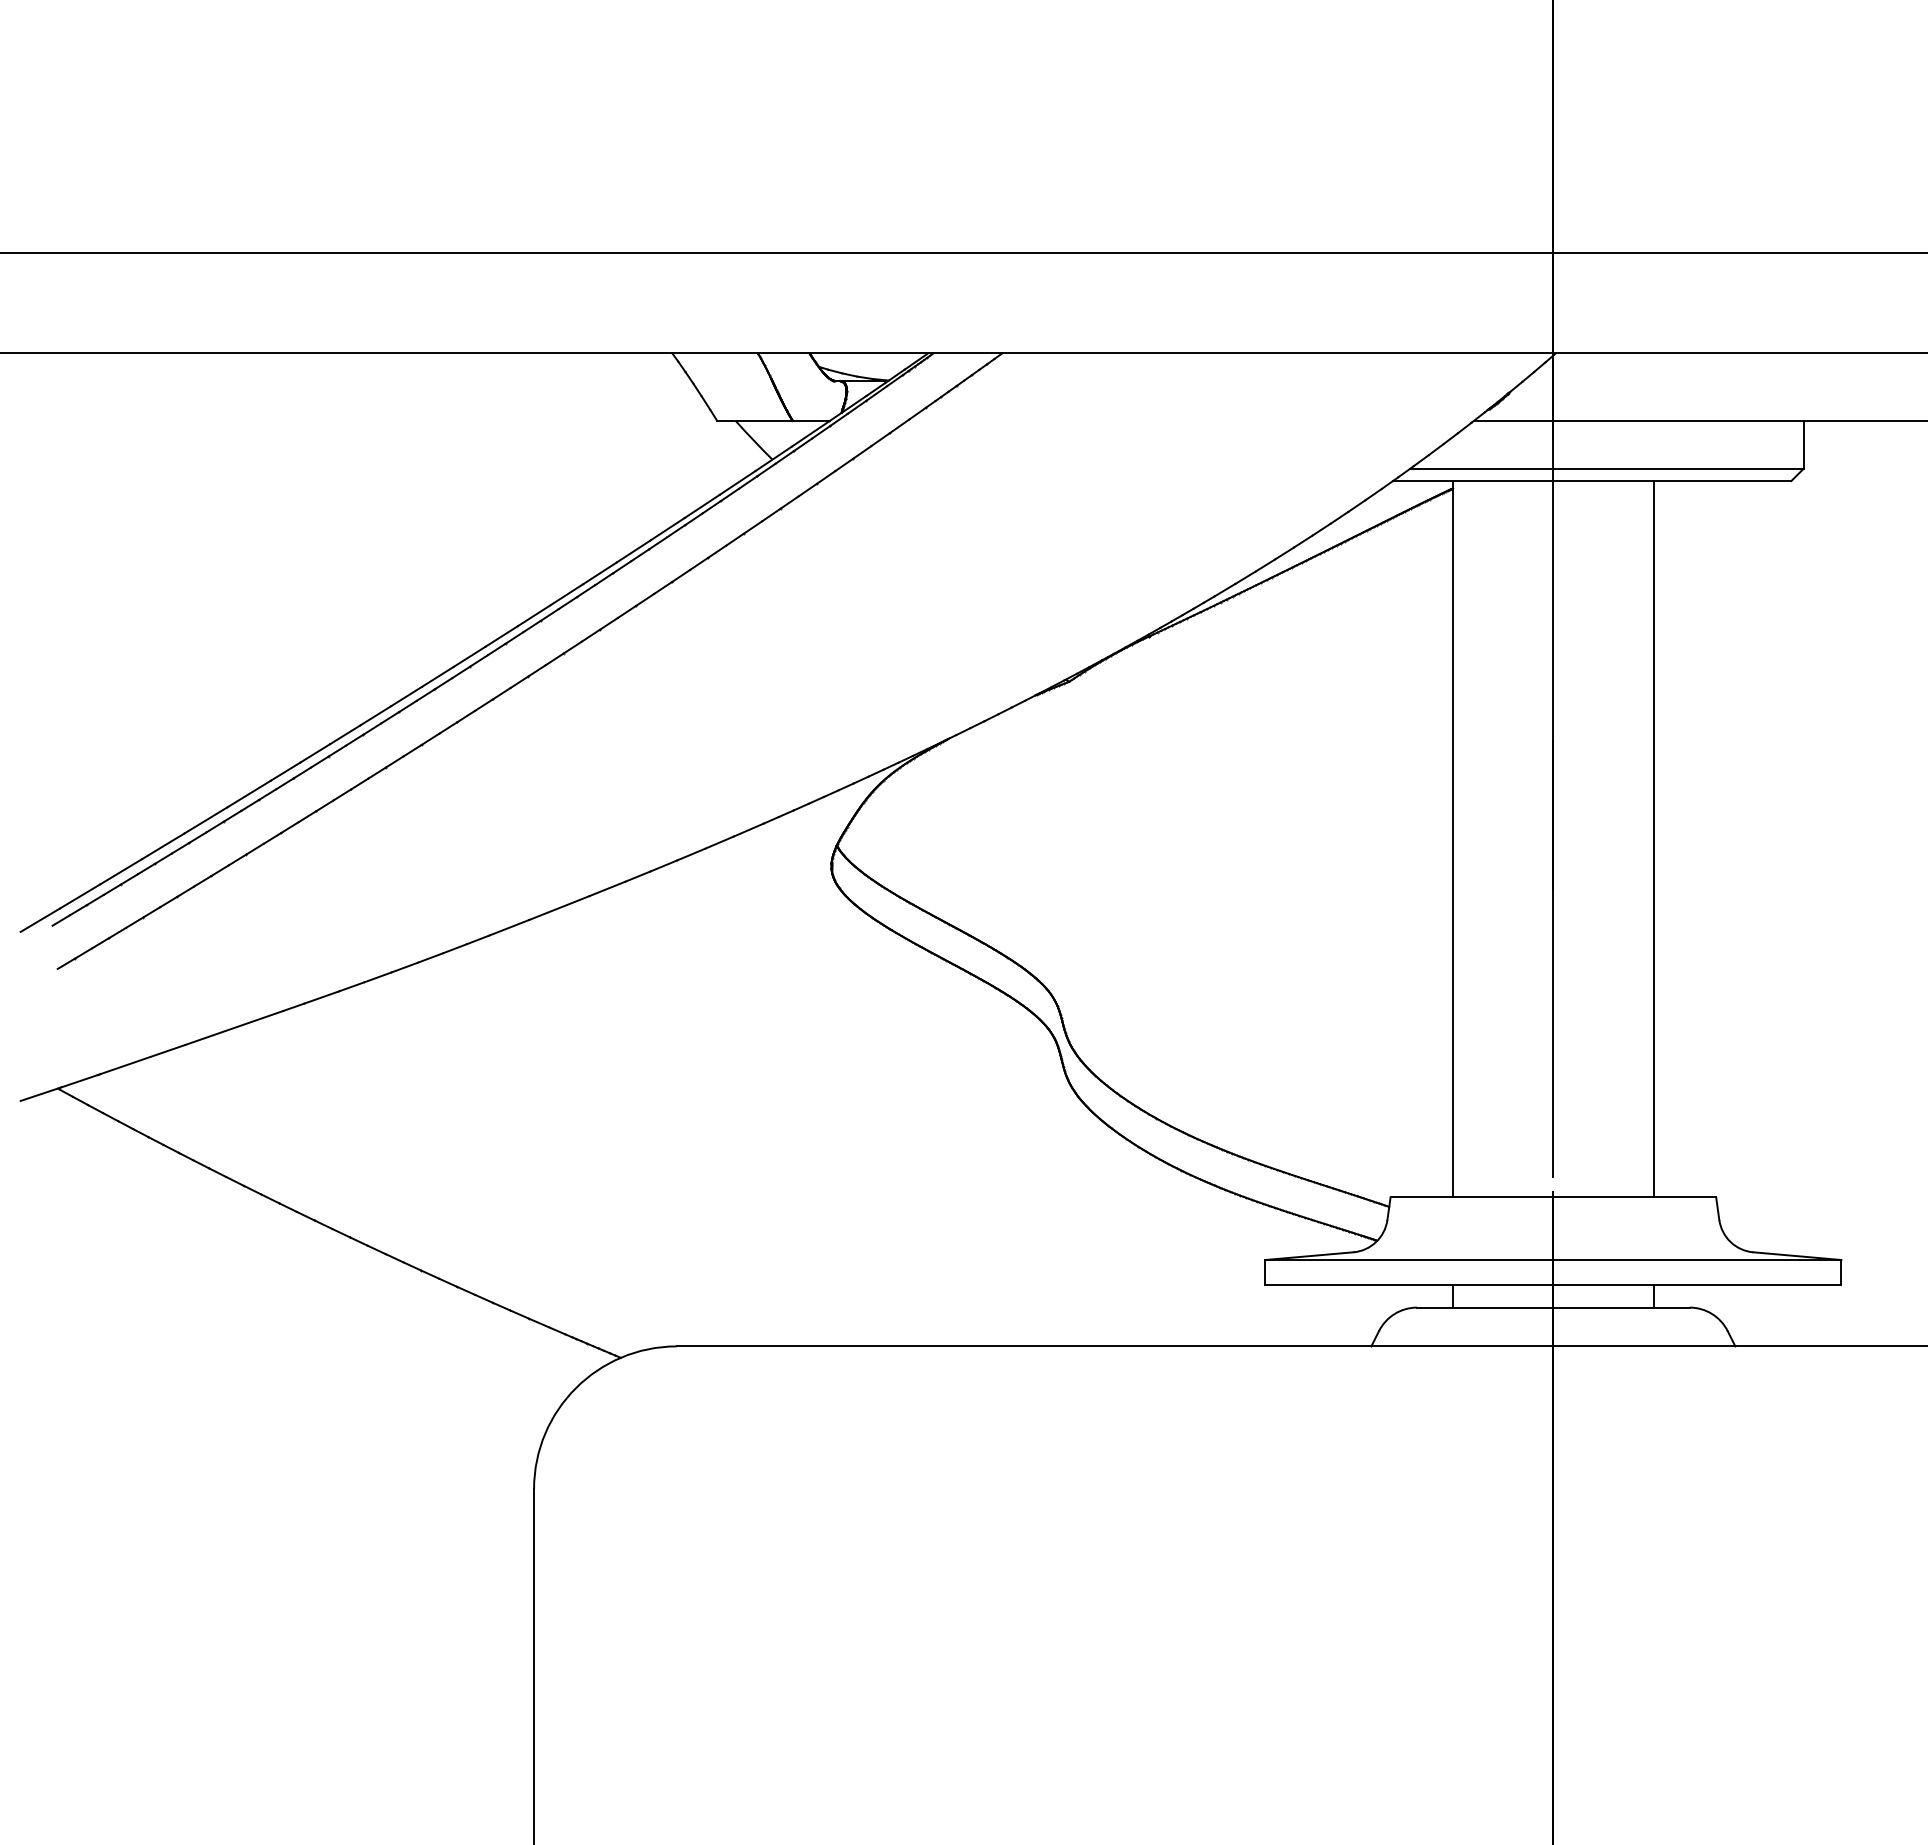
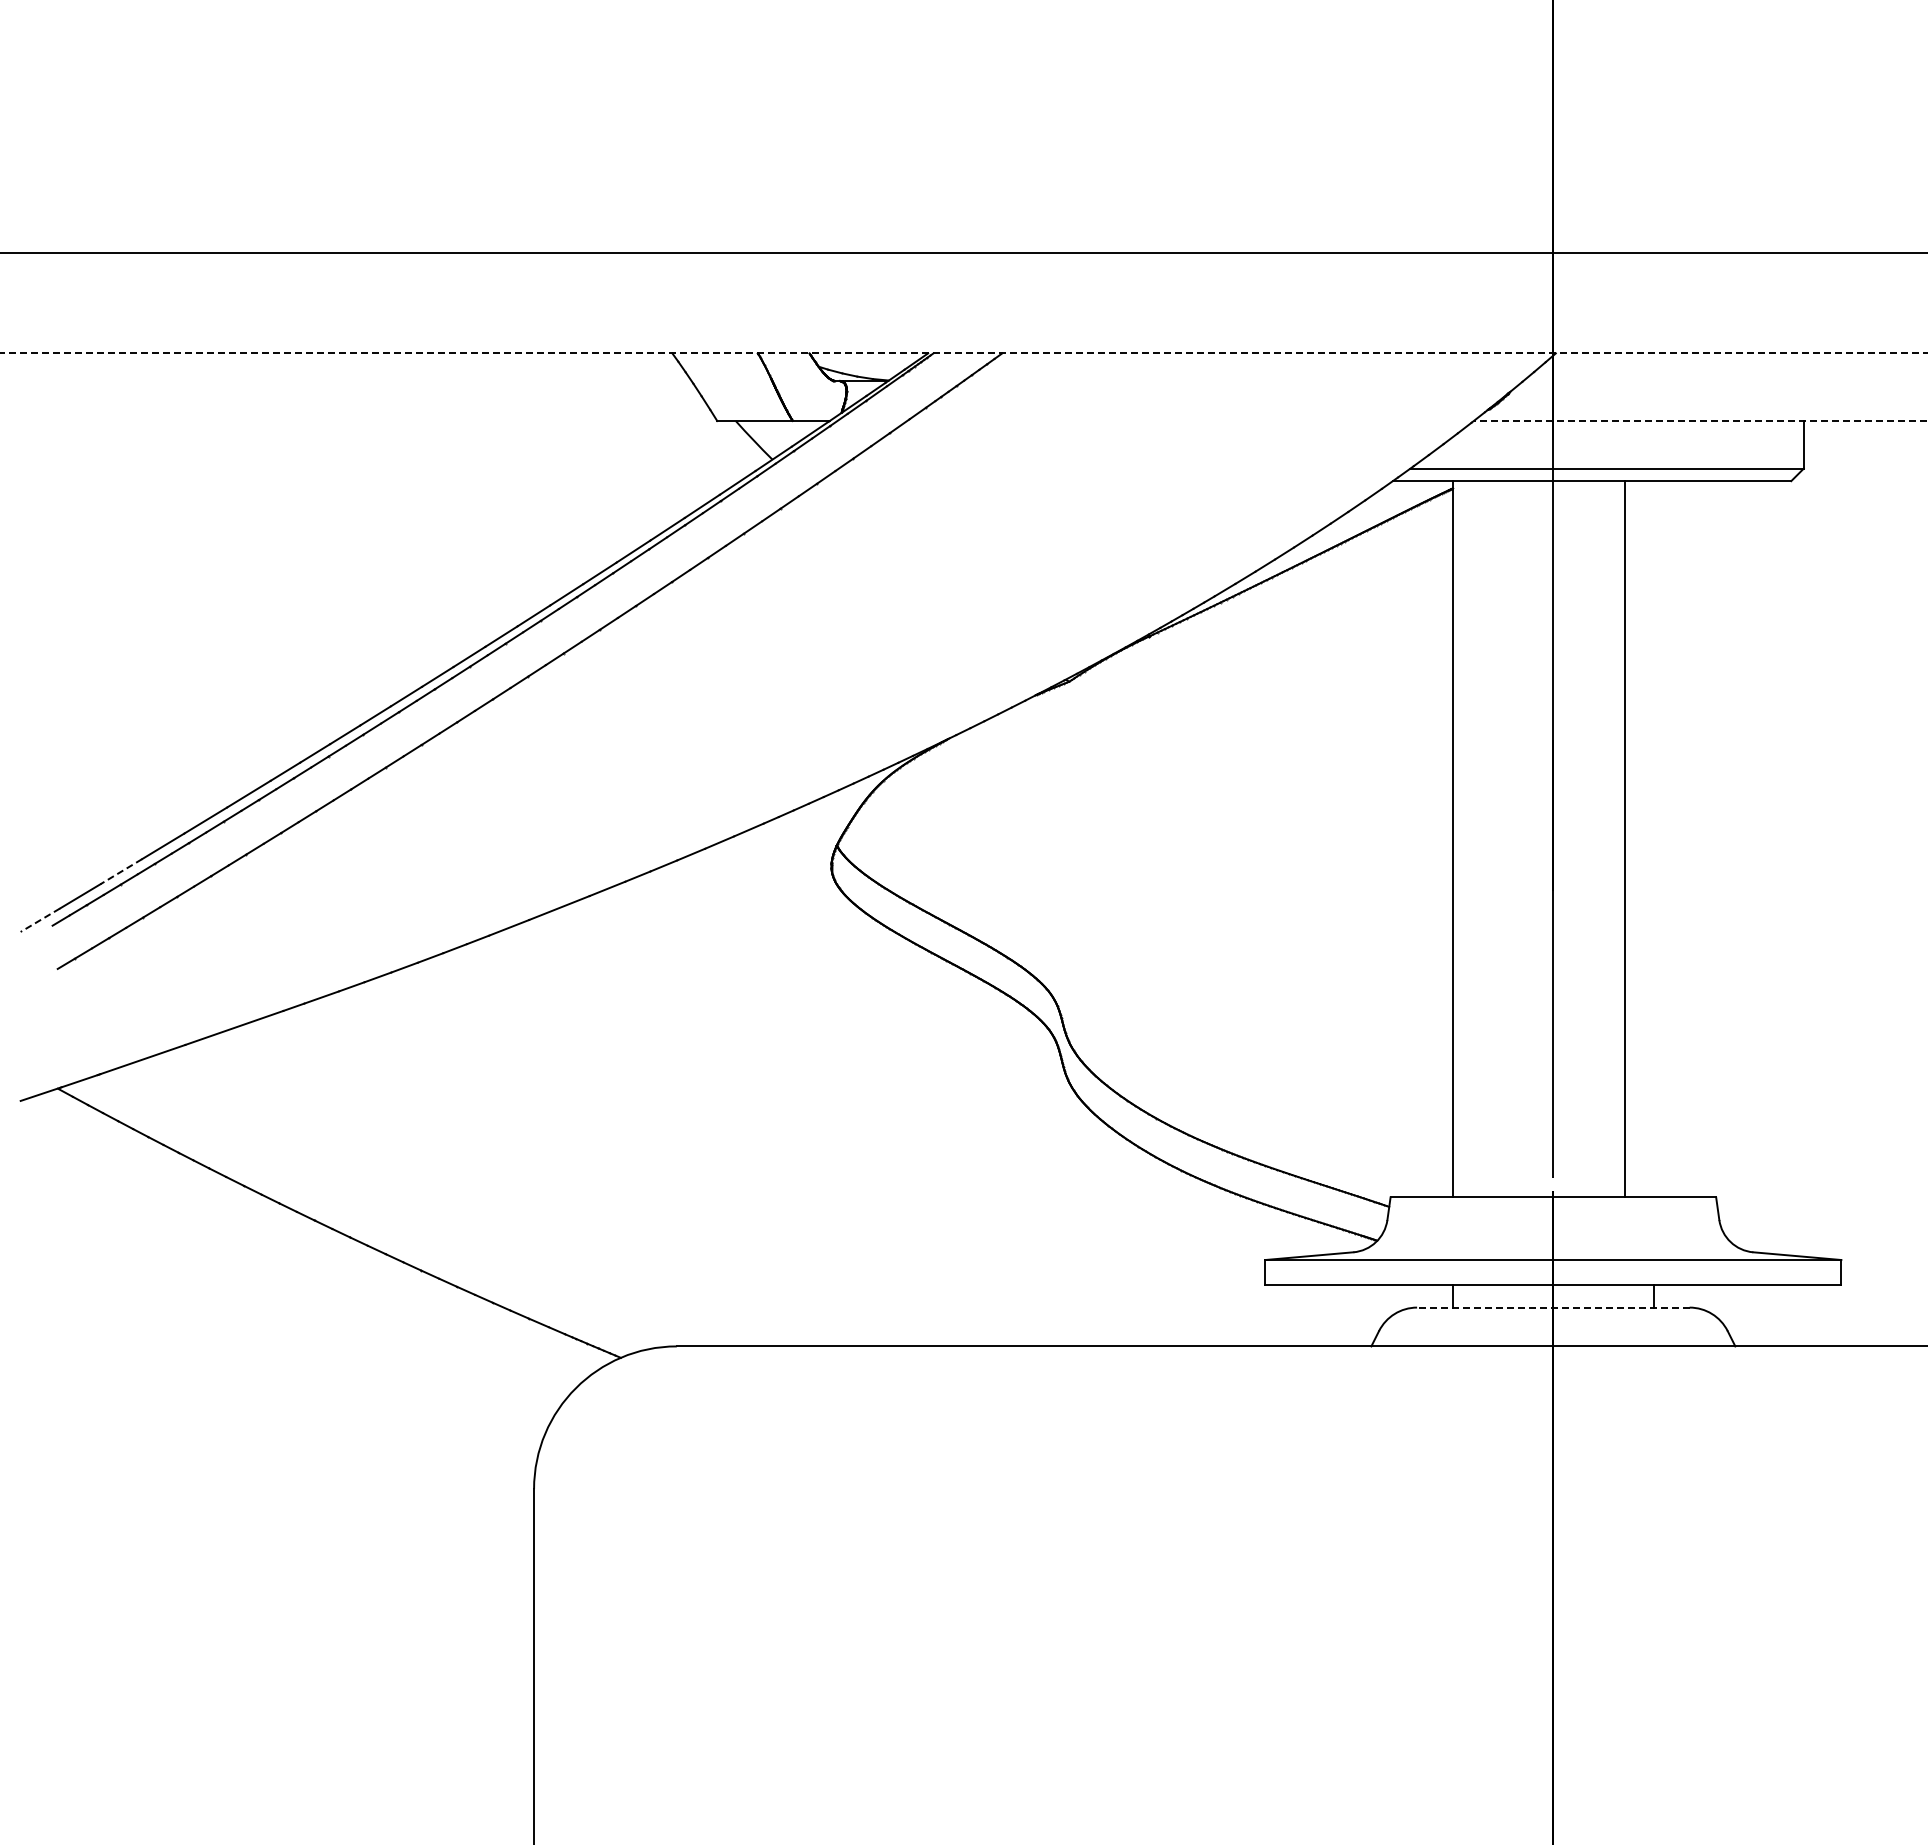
line: solid -> dashed (964, 353)
line: solid -> dashed (1700, 421)
line position: (1653, 839) -> (1624, 839) (1624, 839)
line: solid -> dashed (120, 871)
line: solid -> dashed (40, 920)
line: solid -> dashed (1552, 1307)
